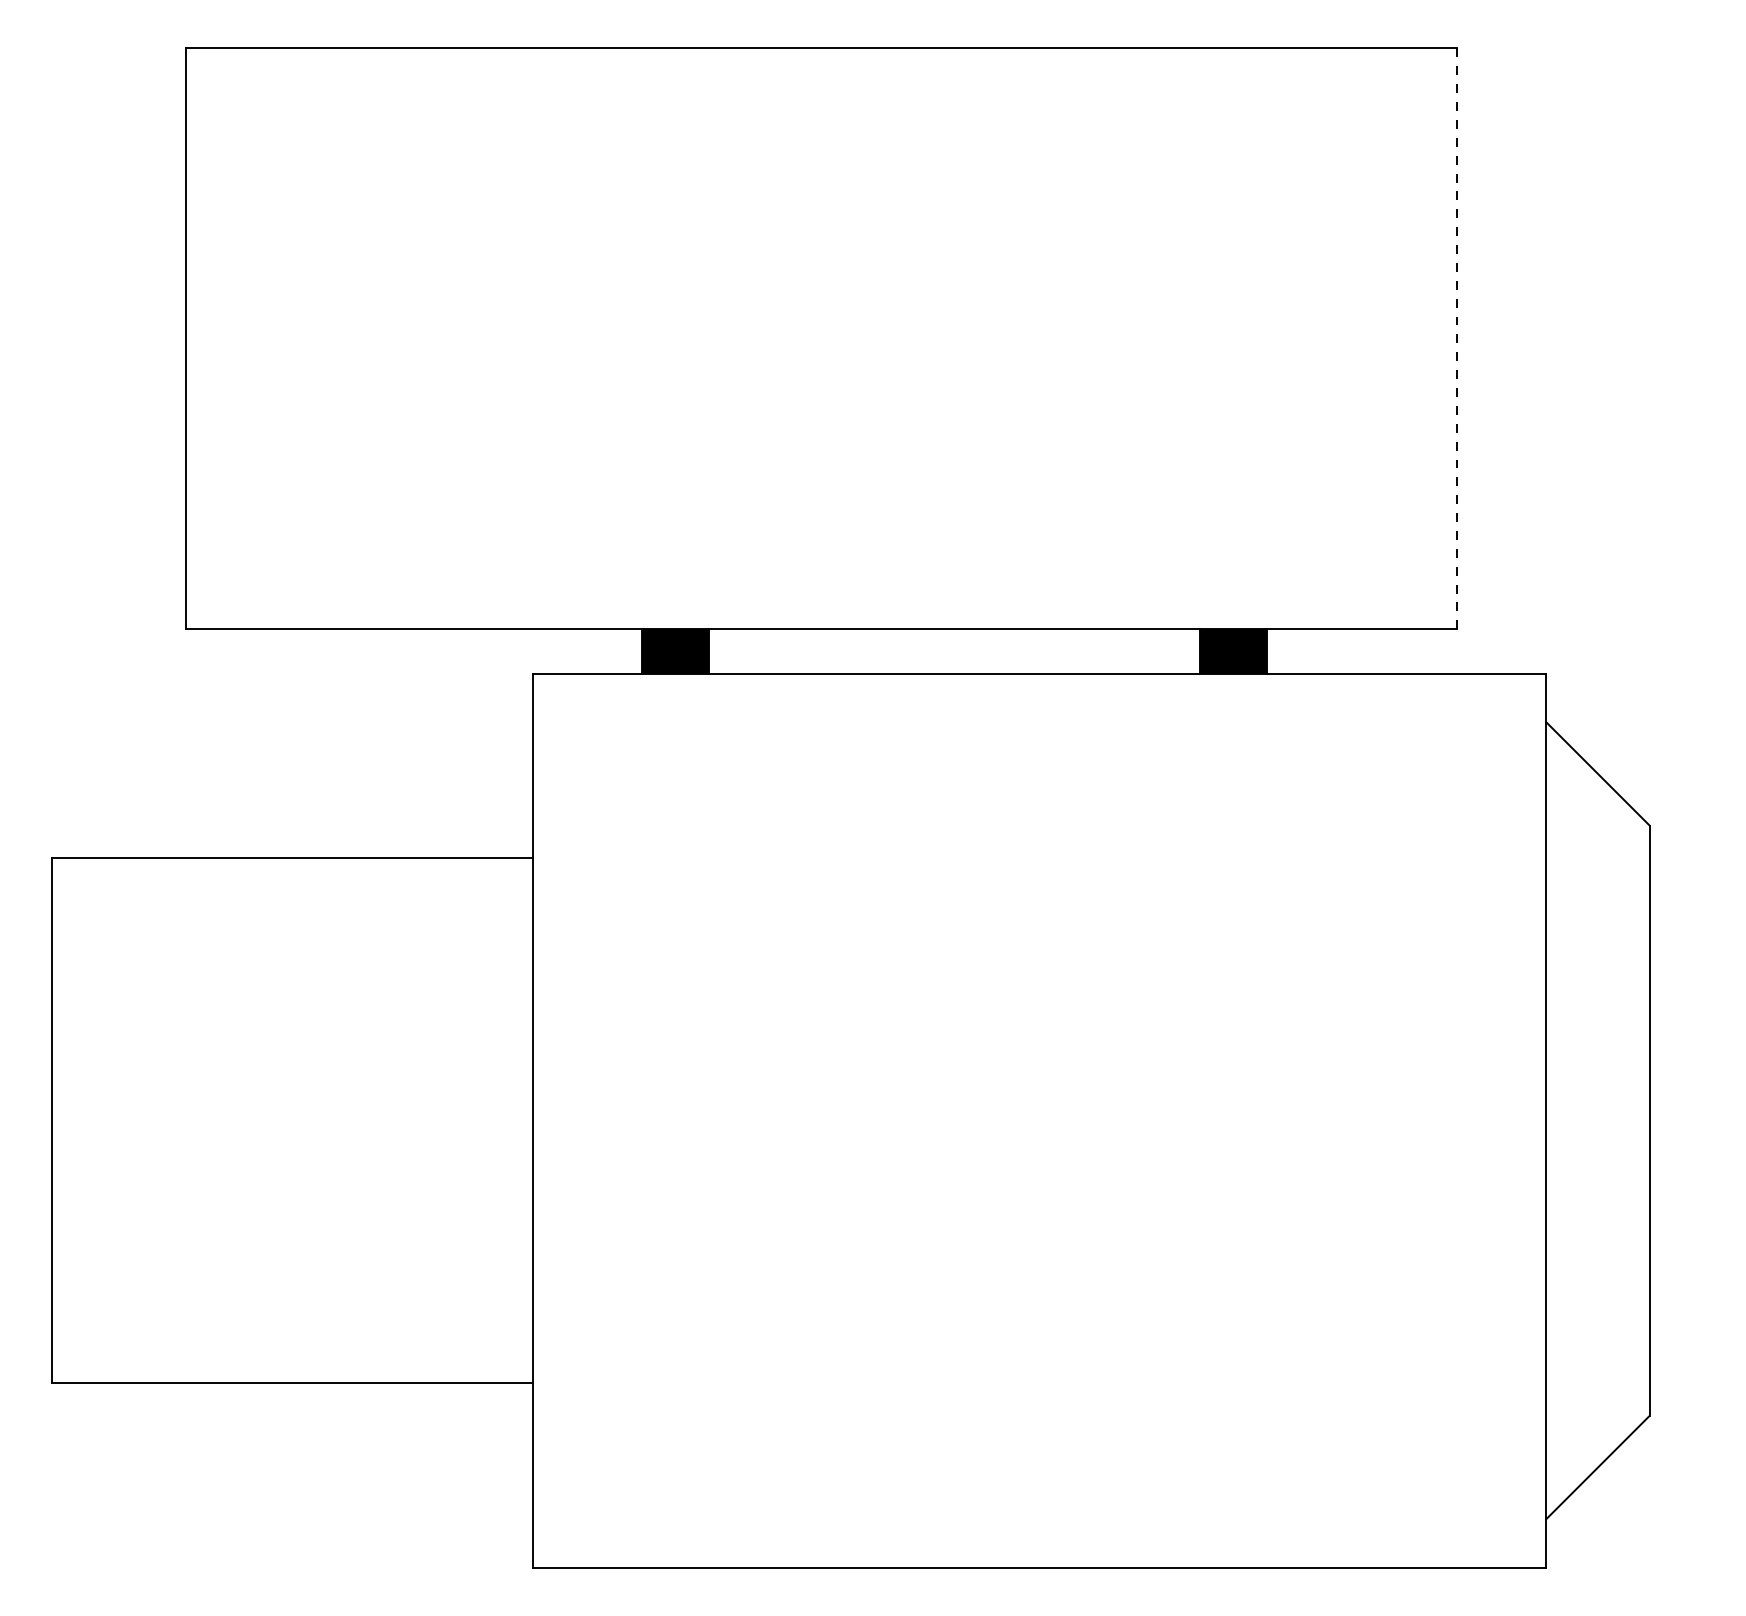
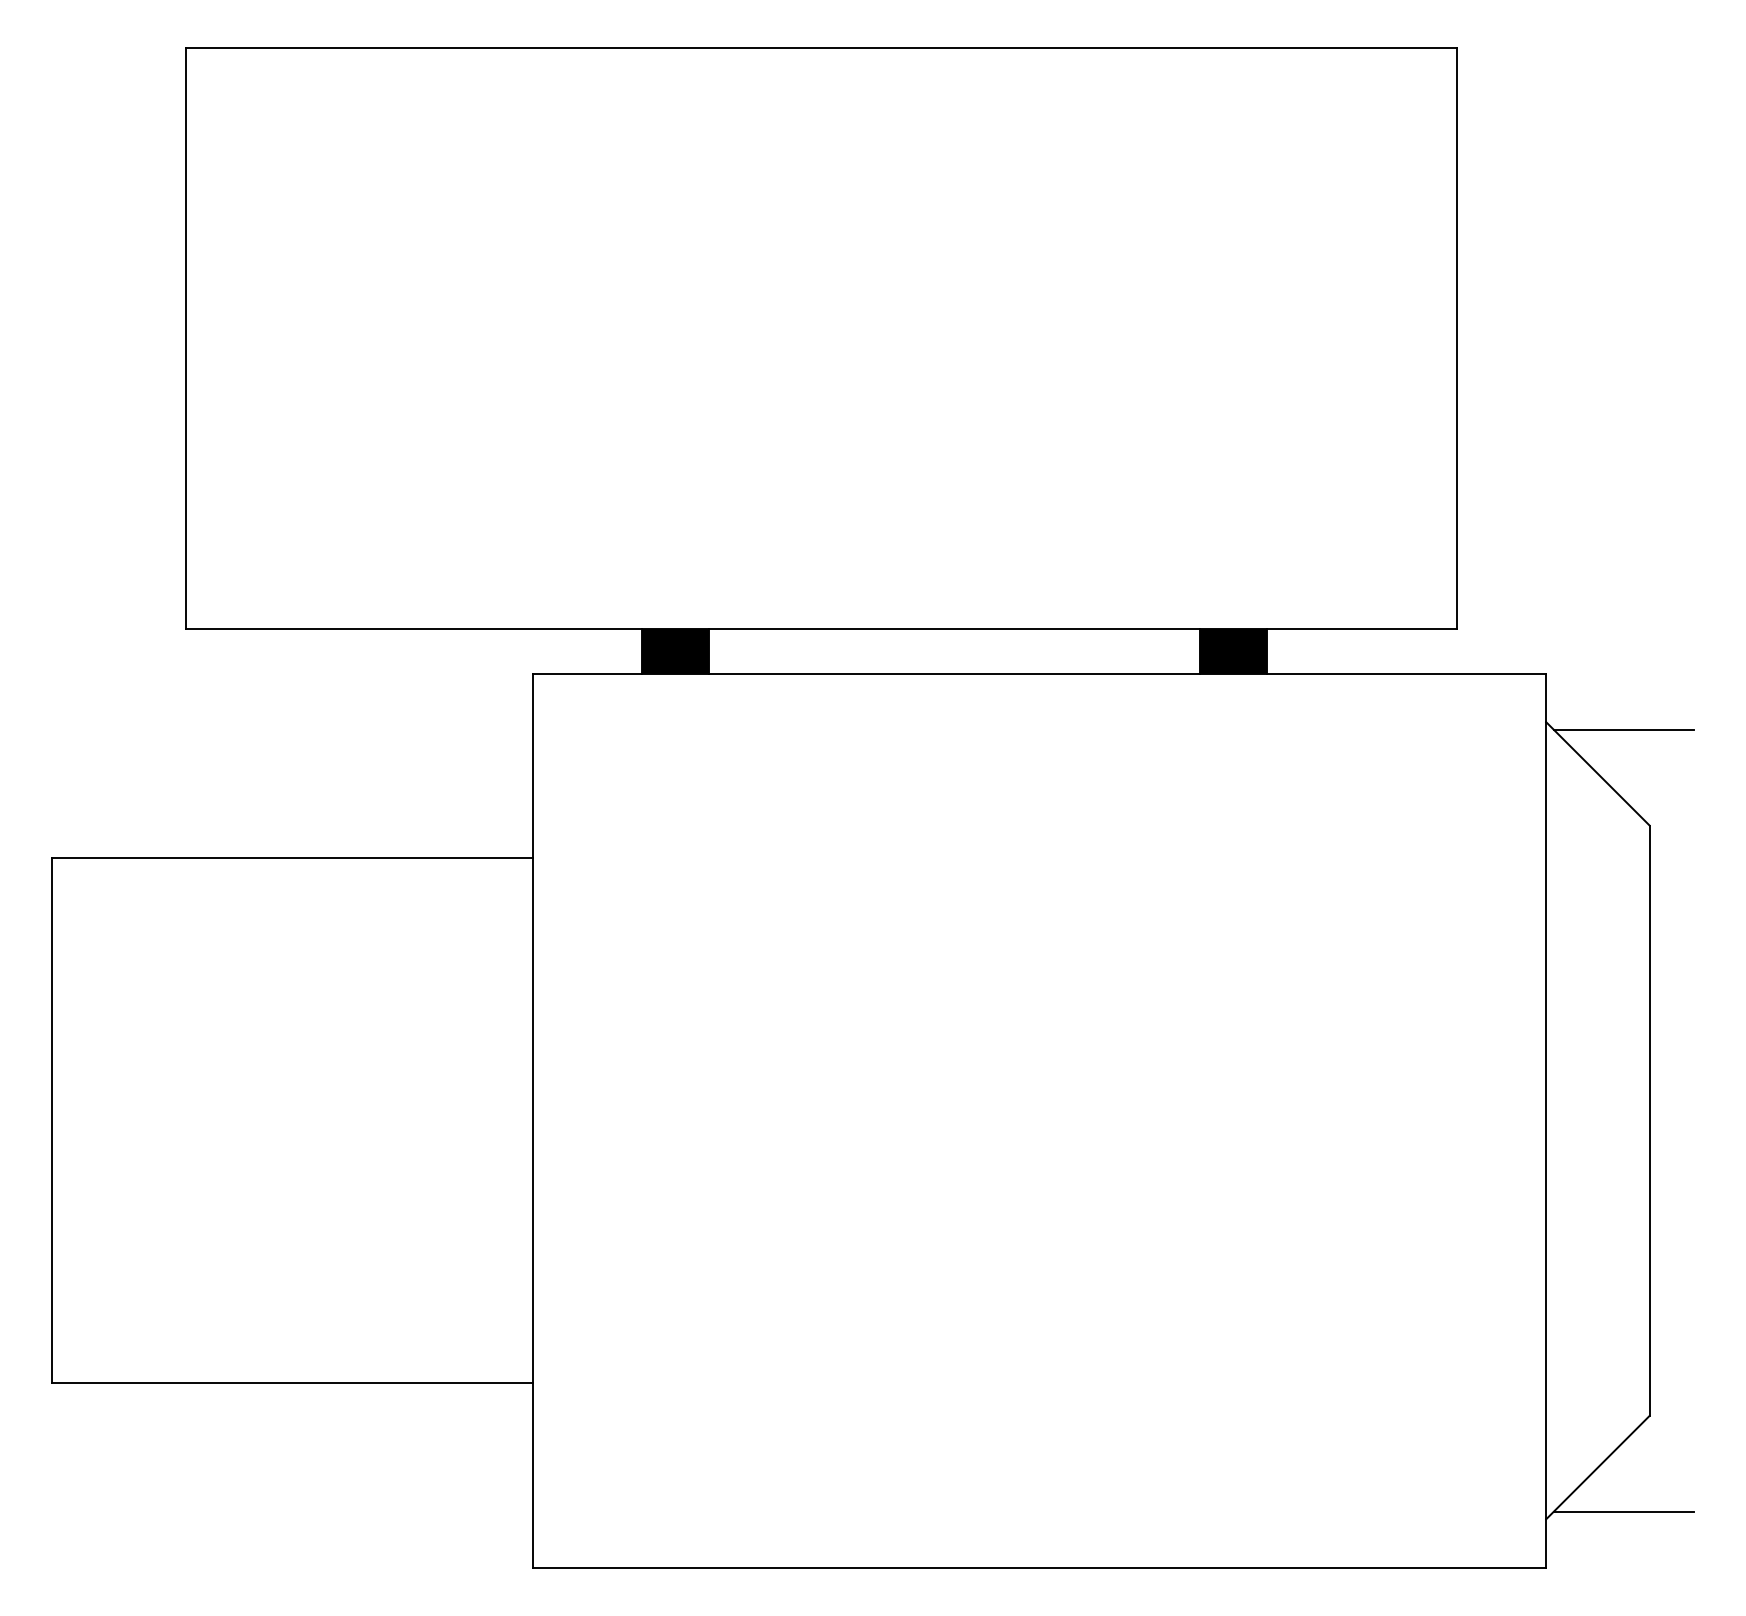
line: dashed -> solid (1456, 338)
line: none -> present (1623, 729)
line: none -> present (1623, 1511)
